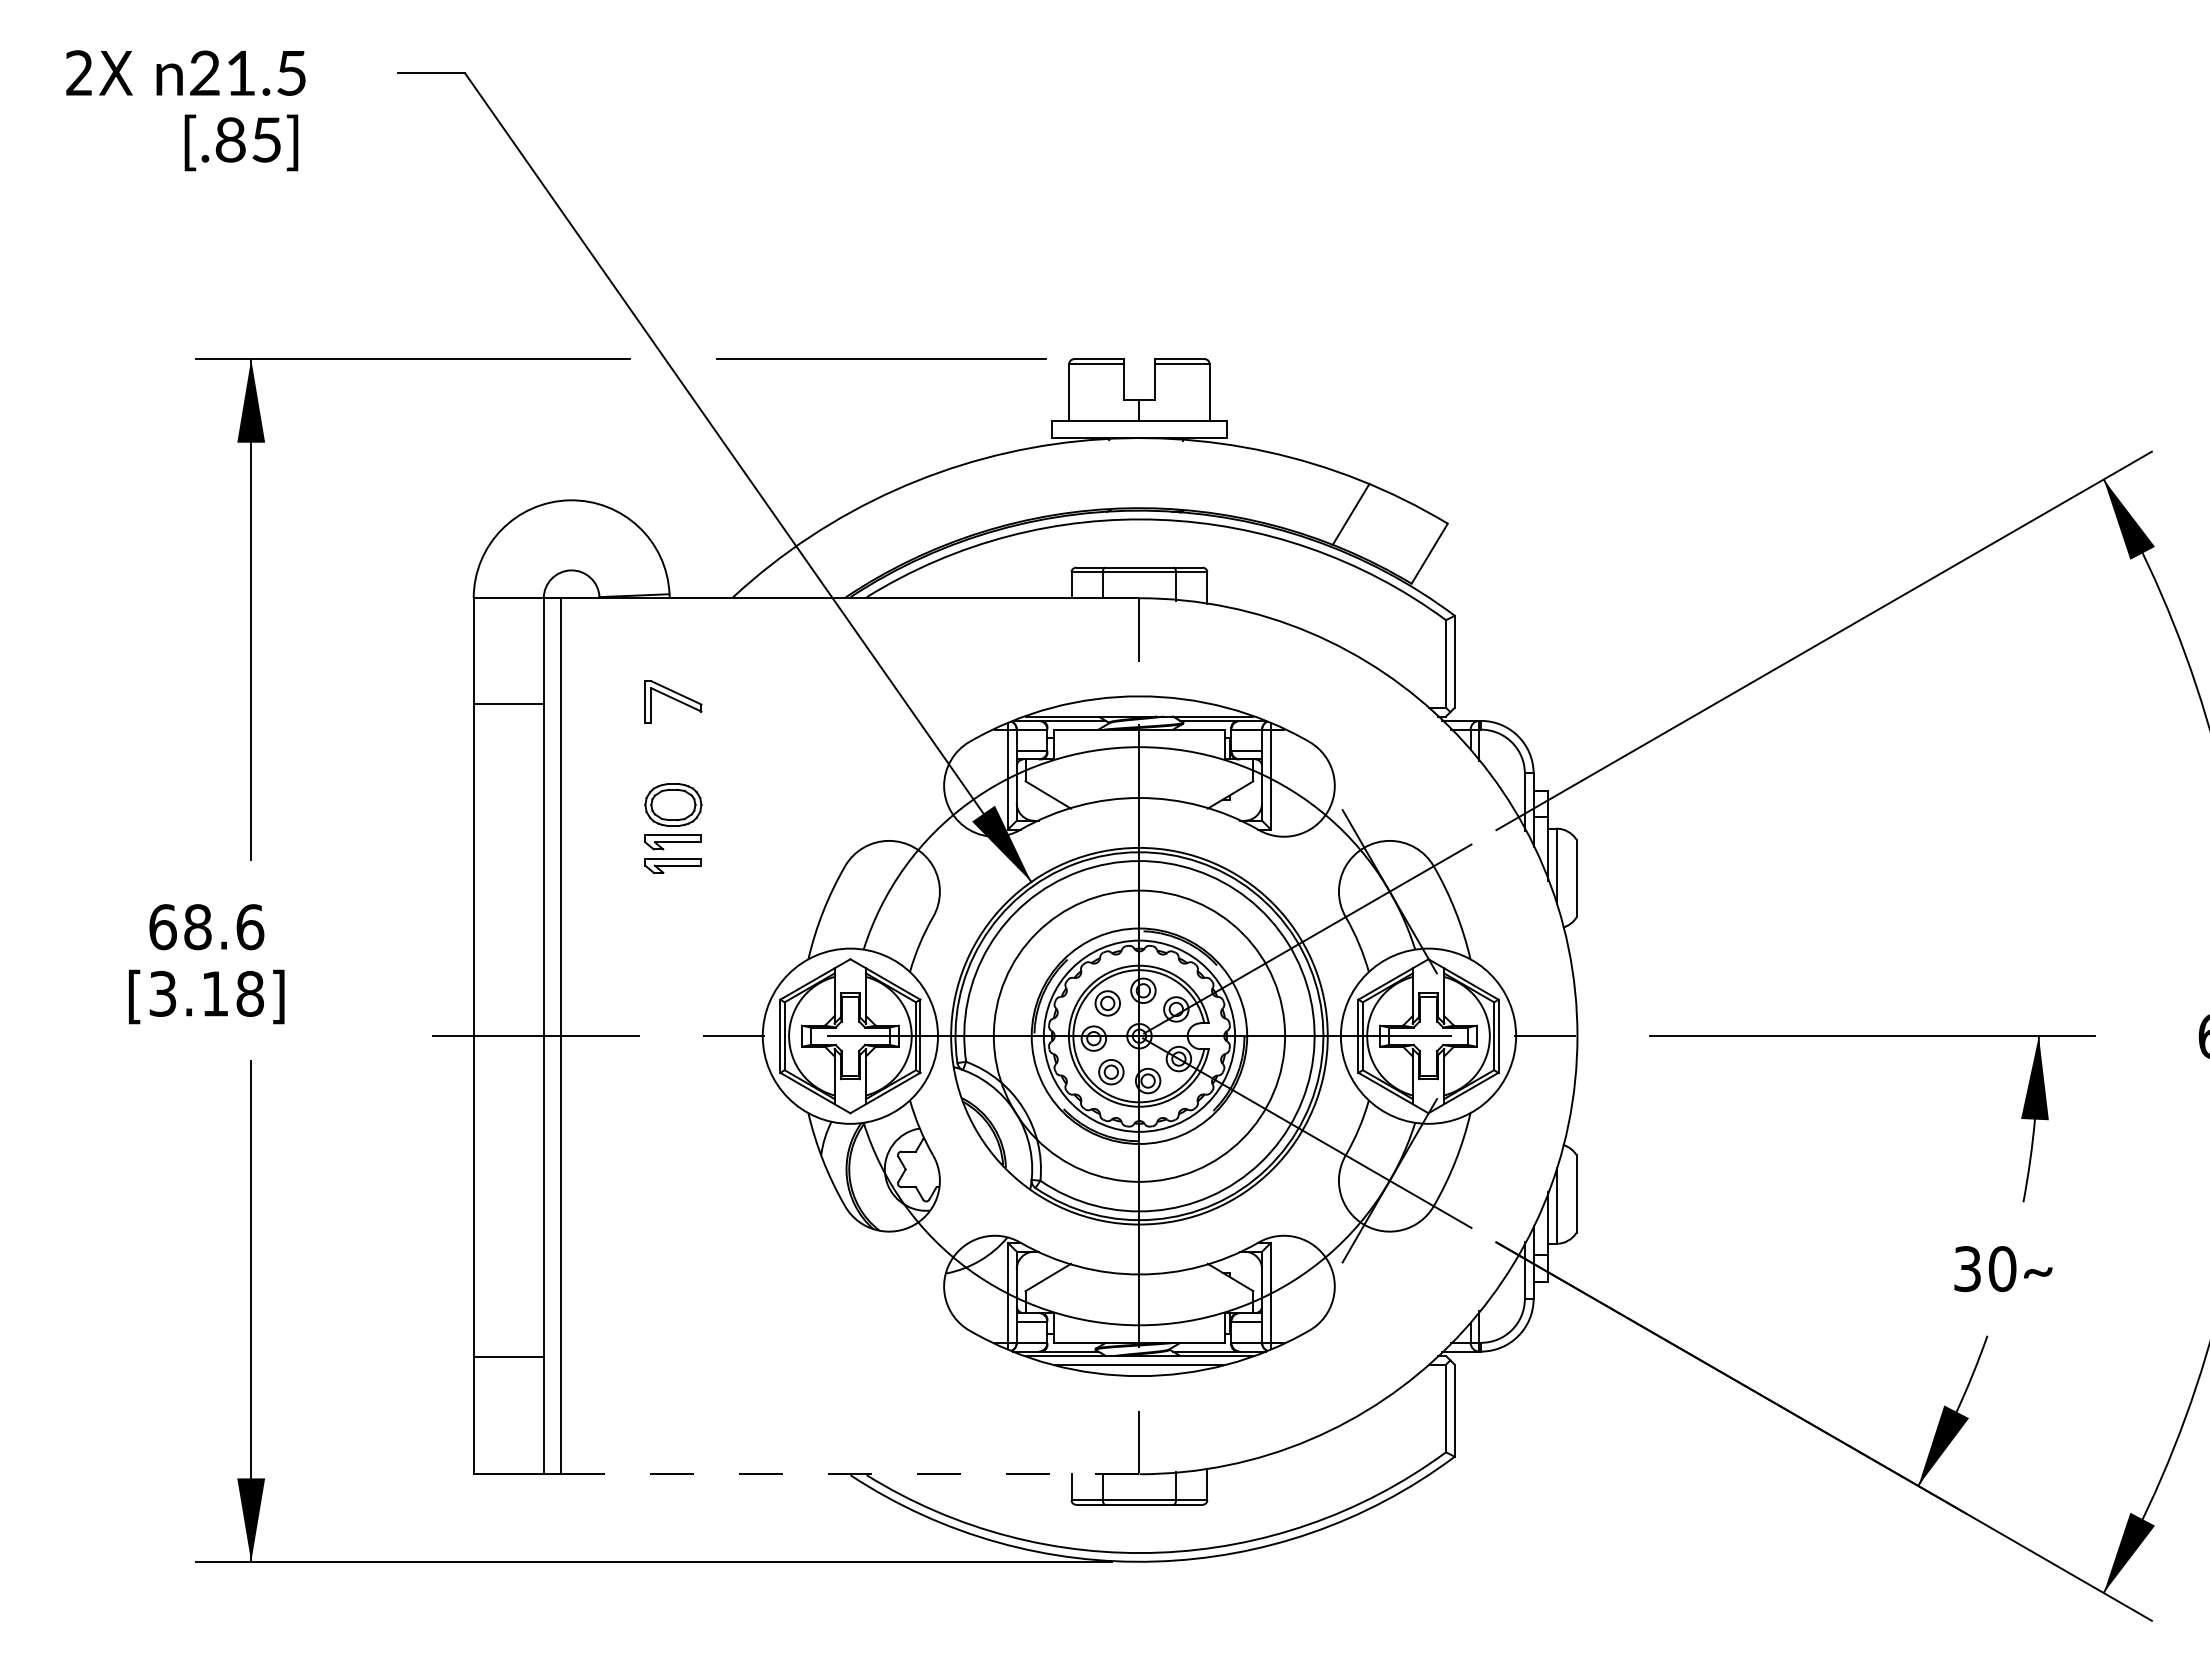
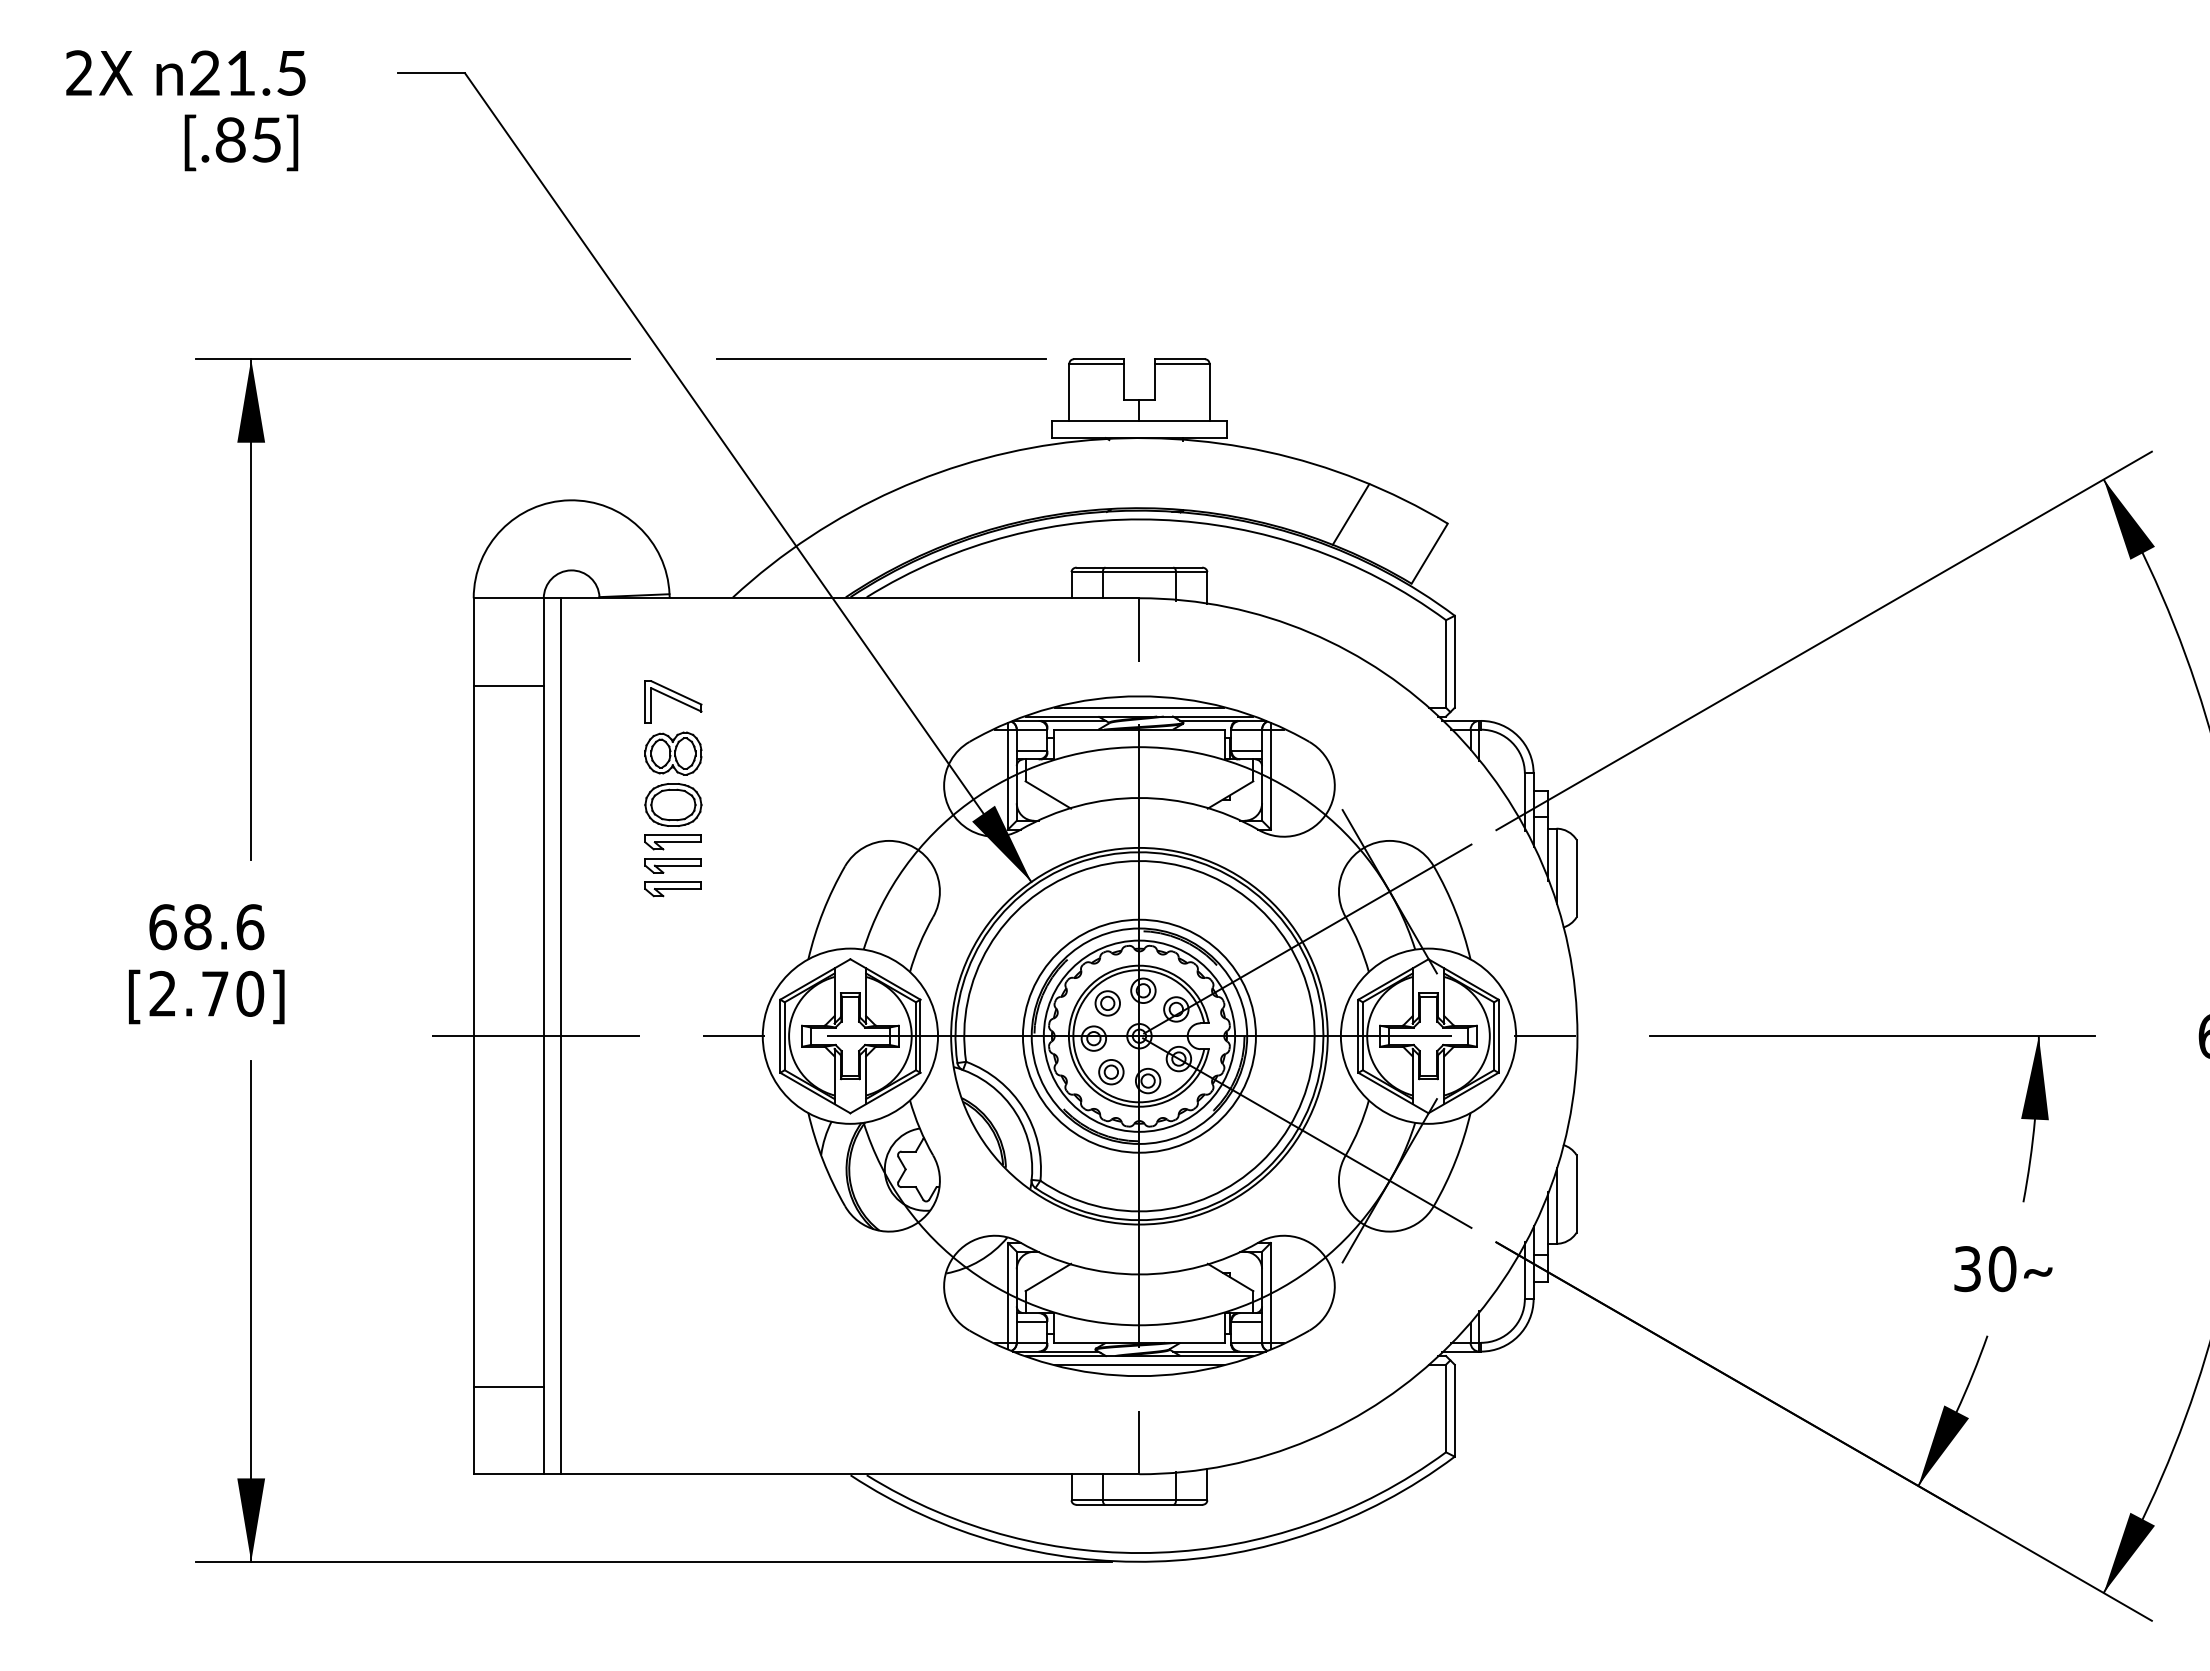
line position: (508, 703) -> (508, 685) (508, 685)
line: none -> present (1139, 707)
part: none -> present (673, 753)
part: none -> present (672, 889)
text: [3.18] -> [2.70] (206, 993)
circle diameter: 291 px -> 233 px (1138, 1035)
line position: (508, 1356) -> (508, 1386) (508, 1386)
line: dashed -> solid (849, 1474)
